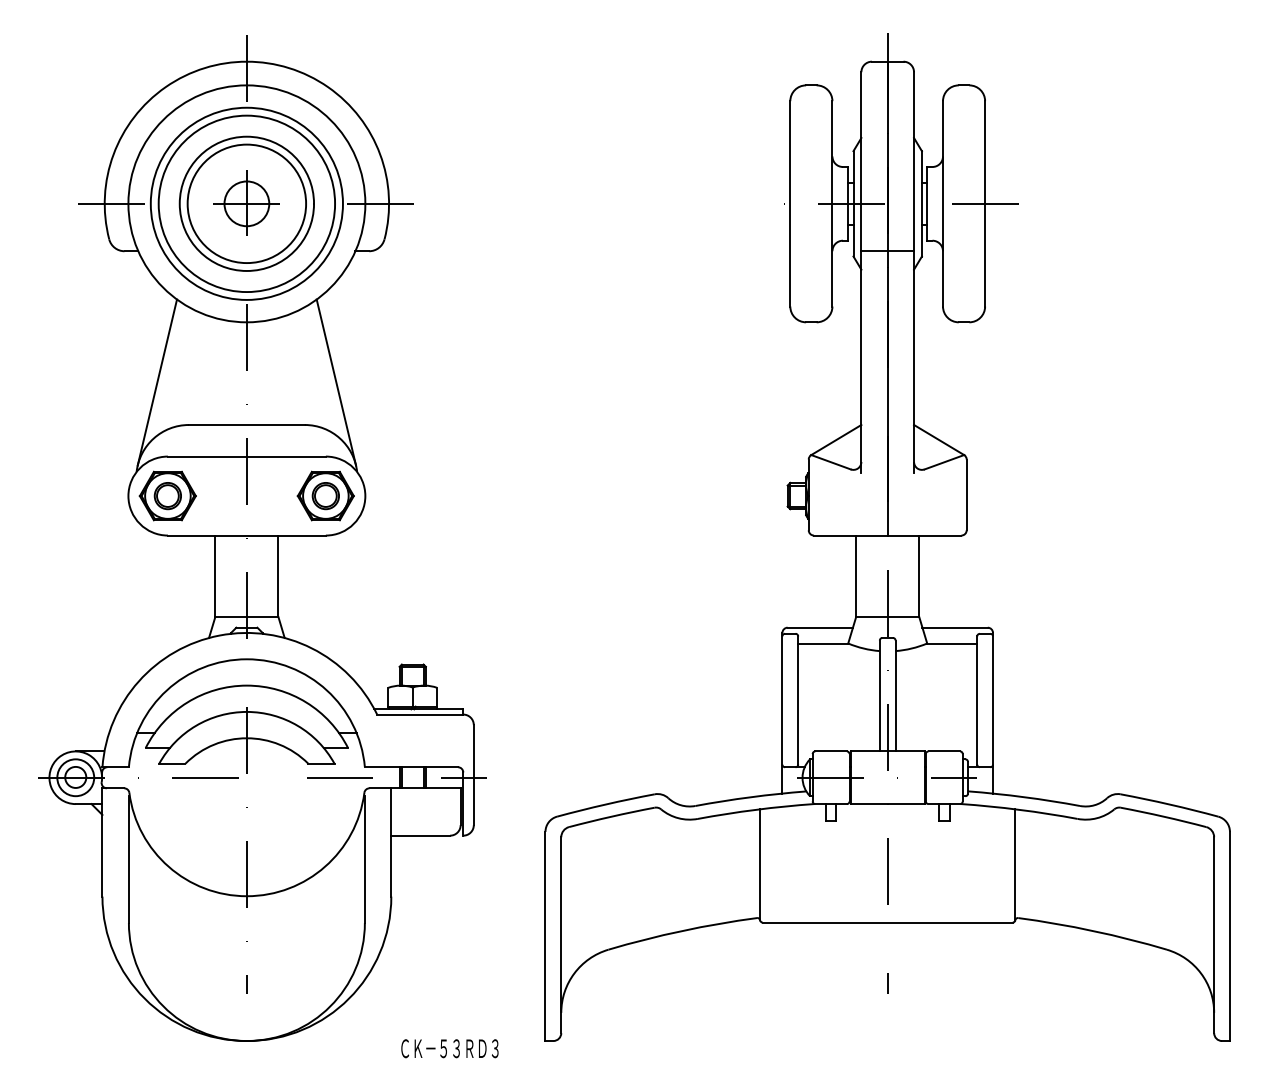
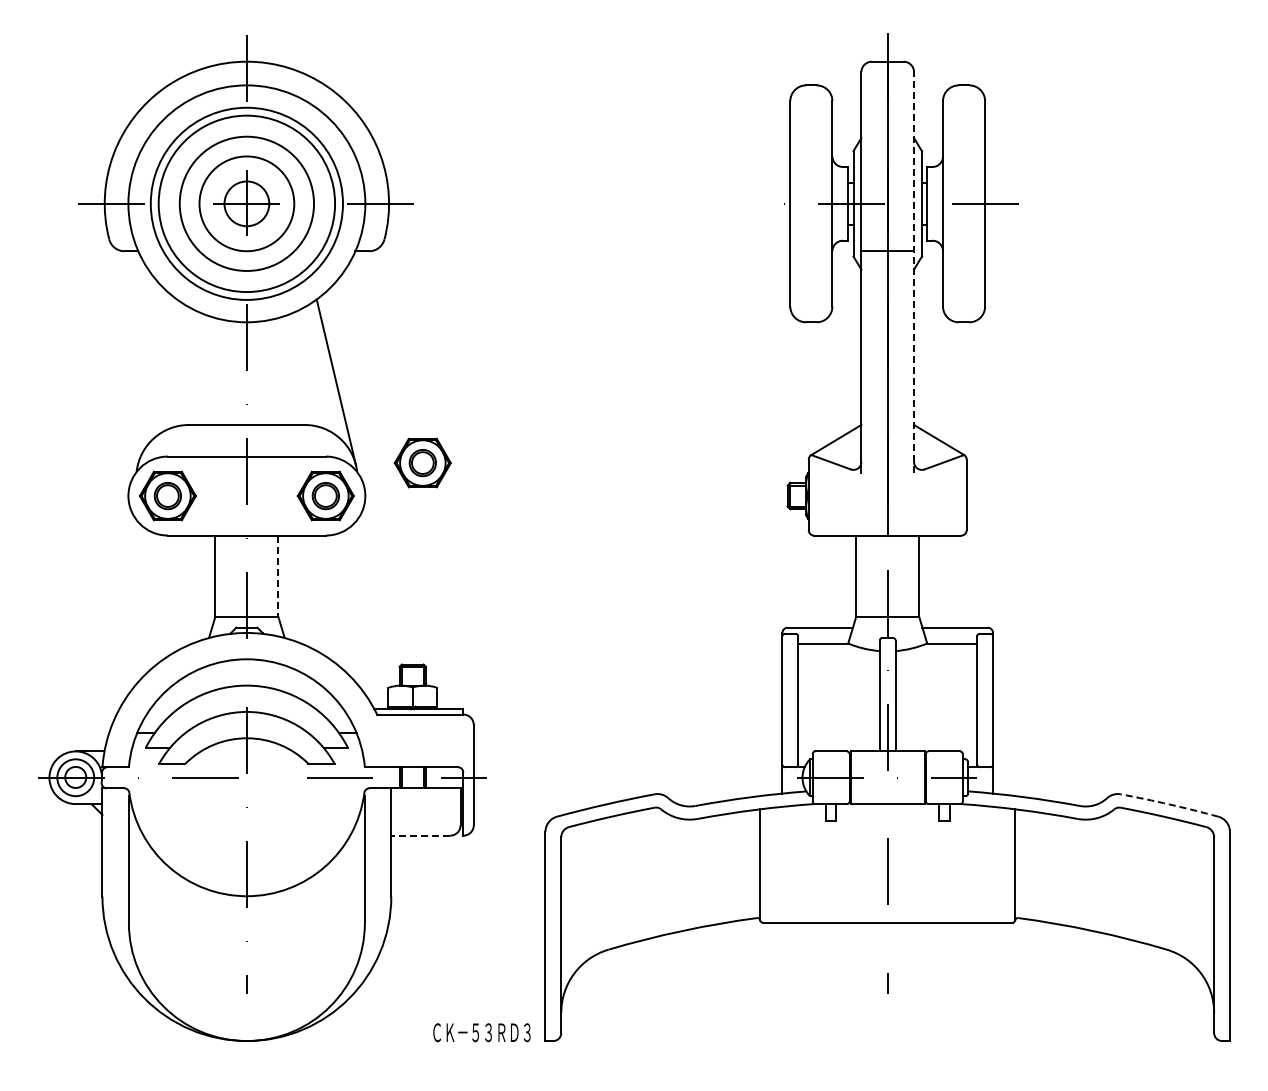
circle diameter: 118 px -> 95 px (246, 203)
line: solid -> dashed (914, 272)
line: present -> none (157, 382)
part: none -> present (422, 462)
line: solid -> dashed (278, 576)
arc: solid -> dashed (1169, 804)
line: solid -> dashed (420, 835)
text position: (449, 1048) -> (481, 1032) (481, 1032)
